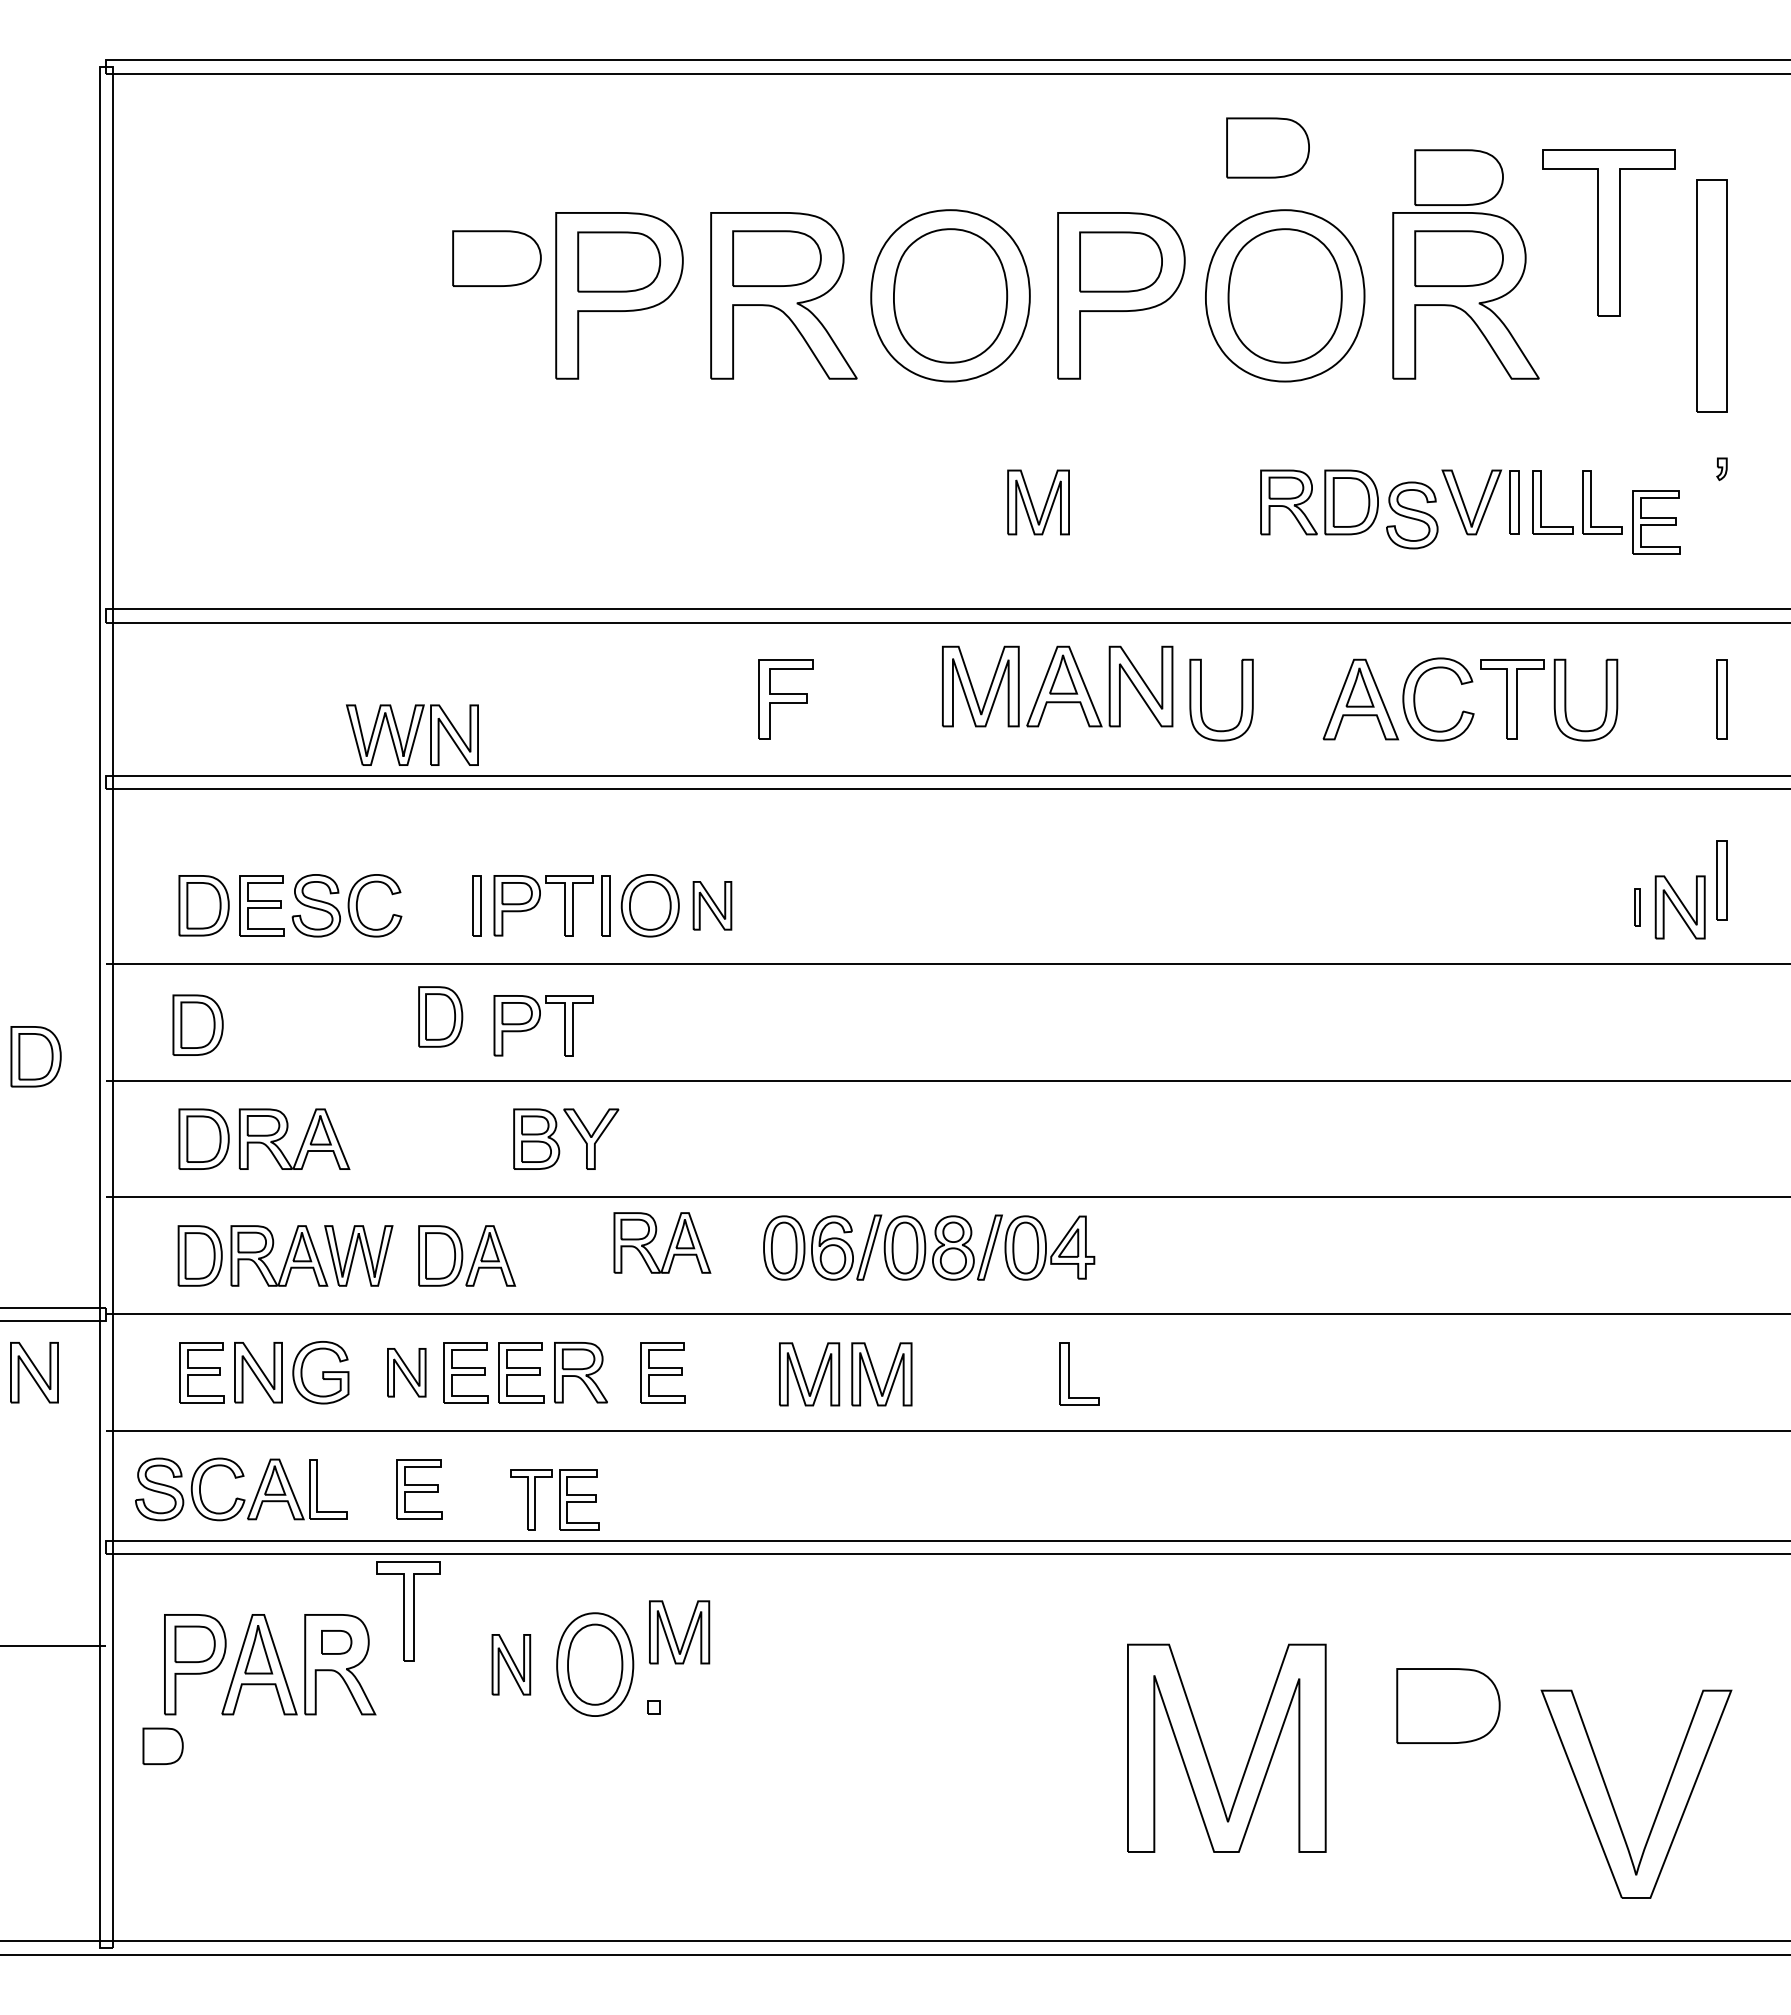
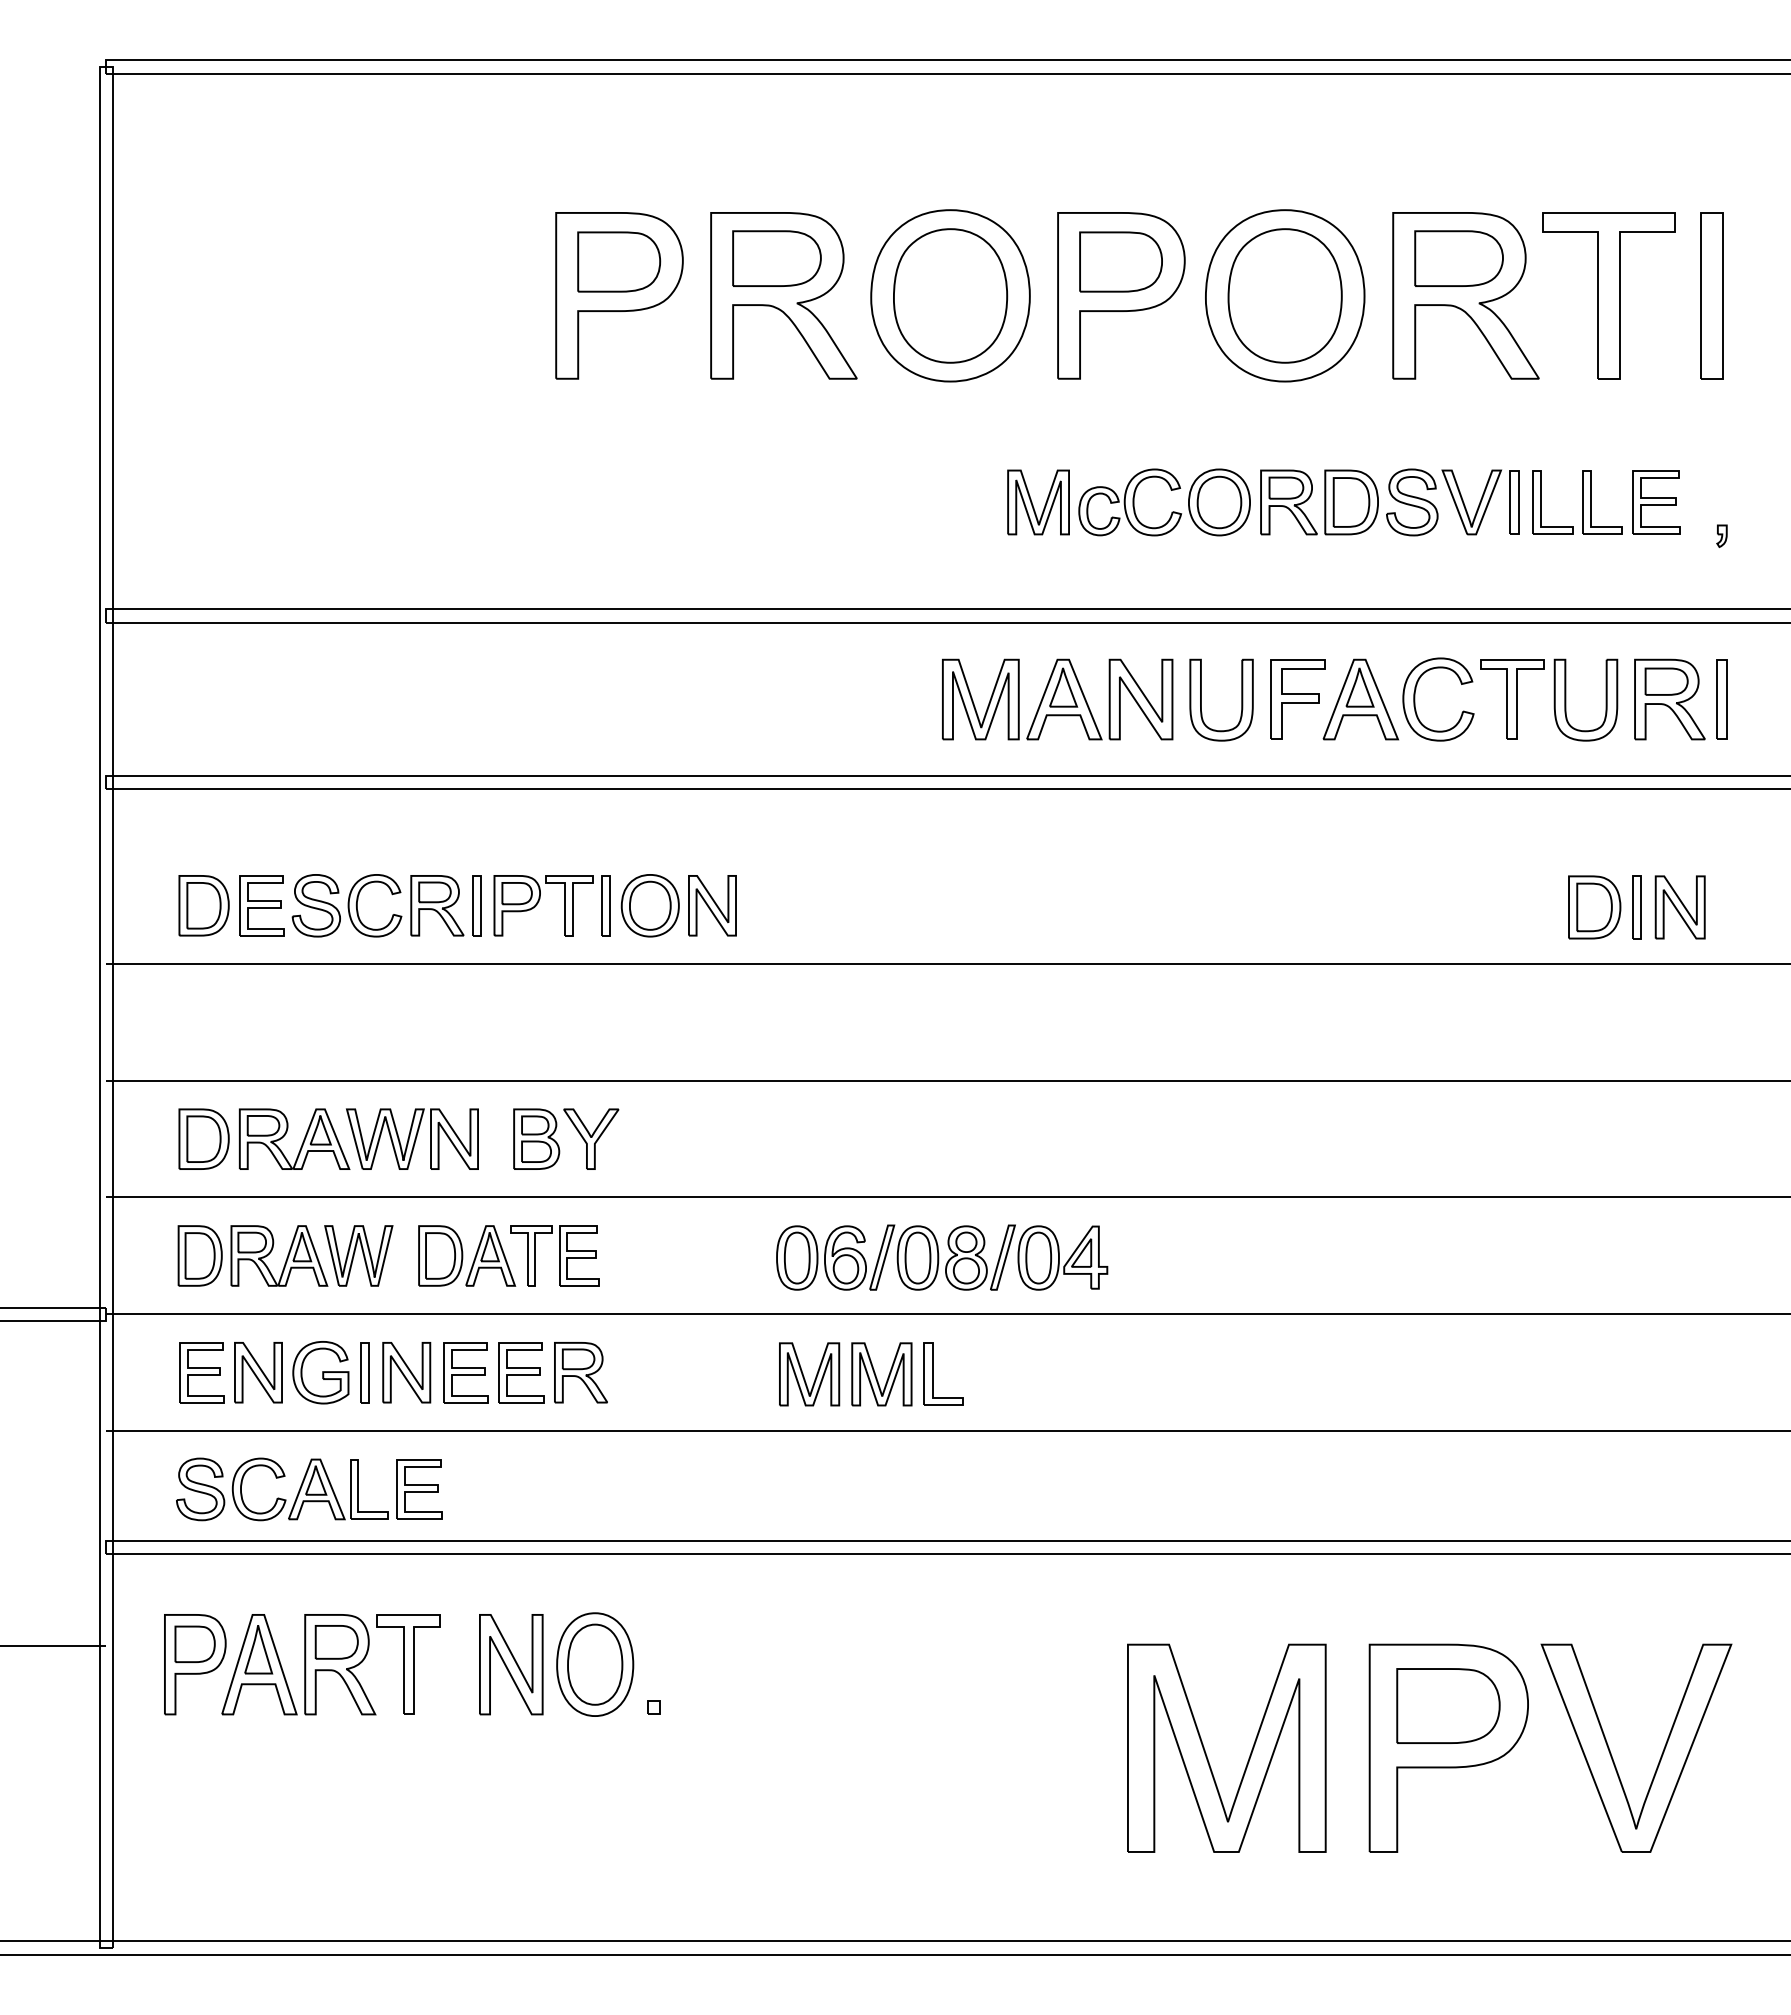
part: present -> none (1267, 147)
part: present -> none (1458, 177)
part position: (1608, 232) -> (1608, 295) (1608, 295)
part: present -> none (496, 258)
part size: 32x234 px -> 24x168 px (1711, 295)
part position: (1721, 468) -> (1721, 535) (1721, 535)
part: none -> present (1172, 511)
part position: (1412, 515) -> (1412, 502) (1412, 502)
part position: (1656, 522) -> (1656, 502) (1656, 502)
part position: (1057, 686) -> (1057, 699) (1057, 699)
part position: (785, 699) -> (1297, 699) (1297, 699)
part: none -> present (1669, 699)
part position: (412, 734) -> (412, 1138) (412, 1138)
part: present -> none (1721, 880)
part: none -> present (437, 905)
part size: 41x50 px -> 49x62 px (712, 905)
part: none -> present (1594, 907)
part size: 7x39 px -> 10x65 px (1636, 907)
part: present -> none (440, 1016)
part: present -> none (197, 1024)
part: present -> none (543, 1025)
part: present -> none (35, 1056)
part: present -> none (669, 1244)
part position: (929, 1247) -> (942, 1257) (942, 1257)
part: present -> none (34, 1372)
part: none -> present (364, 1372)
part size: 40x50 px -> 50x62 px (406, 1372)
part: present -> none (662, 1372)
part position: (1069, 1373) -> (933, 1373) (933, 1373)
part position: (238, 1497) -> (279, 1497) (279, 1497)
part position: (554, 1499) -> (554, 1255) (554, 1255)
part position: (408, 1611) -> (408, 1664) (408, 1664)
part: present -> none (679, 1632)
part size: 32x25 px -> 45x35 px (336, 1642)
part size: 41x62 px -> 65x102 px (511, 1664)
part: present -> none (162, 1745)
part: none -> present (1448, 1747)
part position: (1612, 1801) -> (1612, 1755) (1612, 1755)
